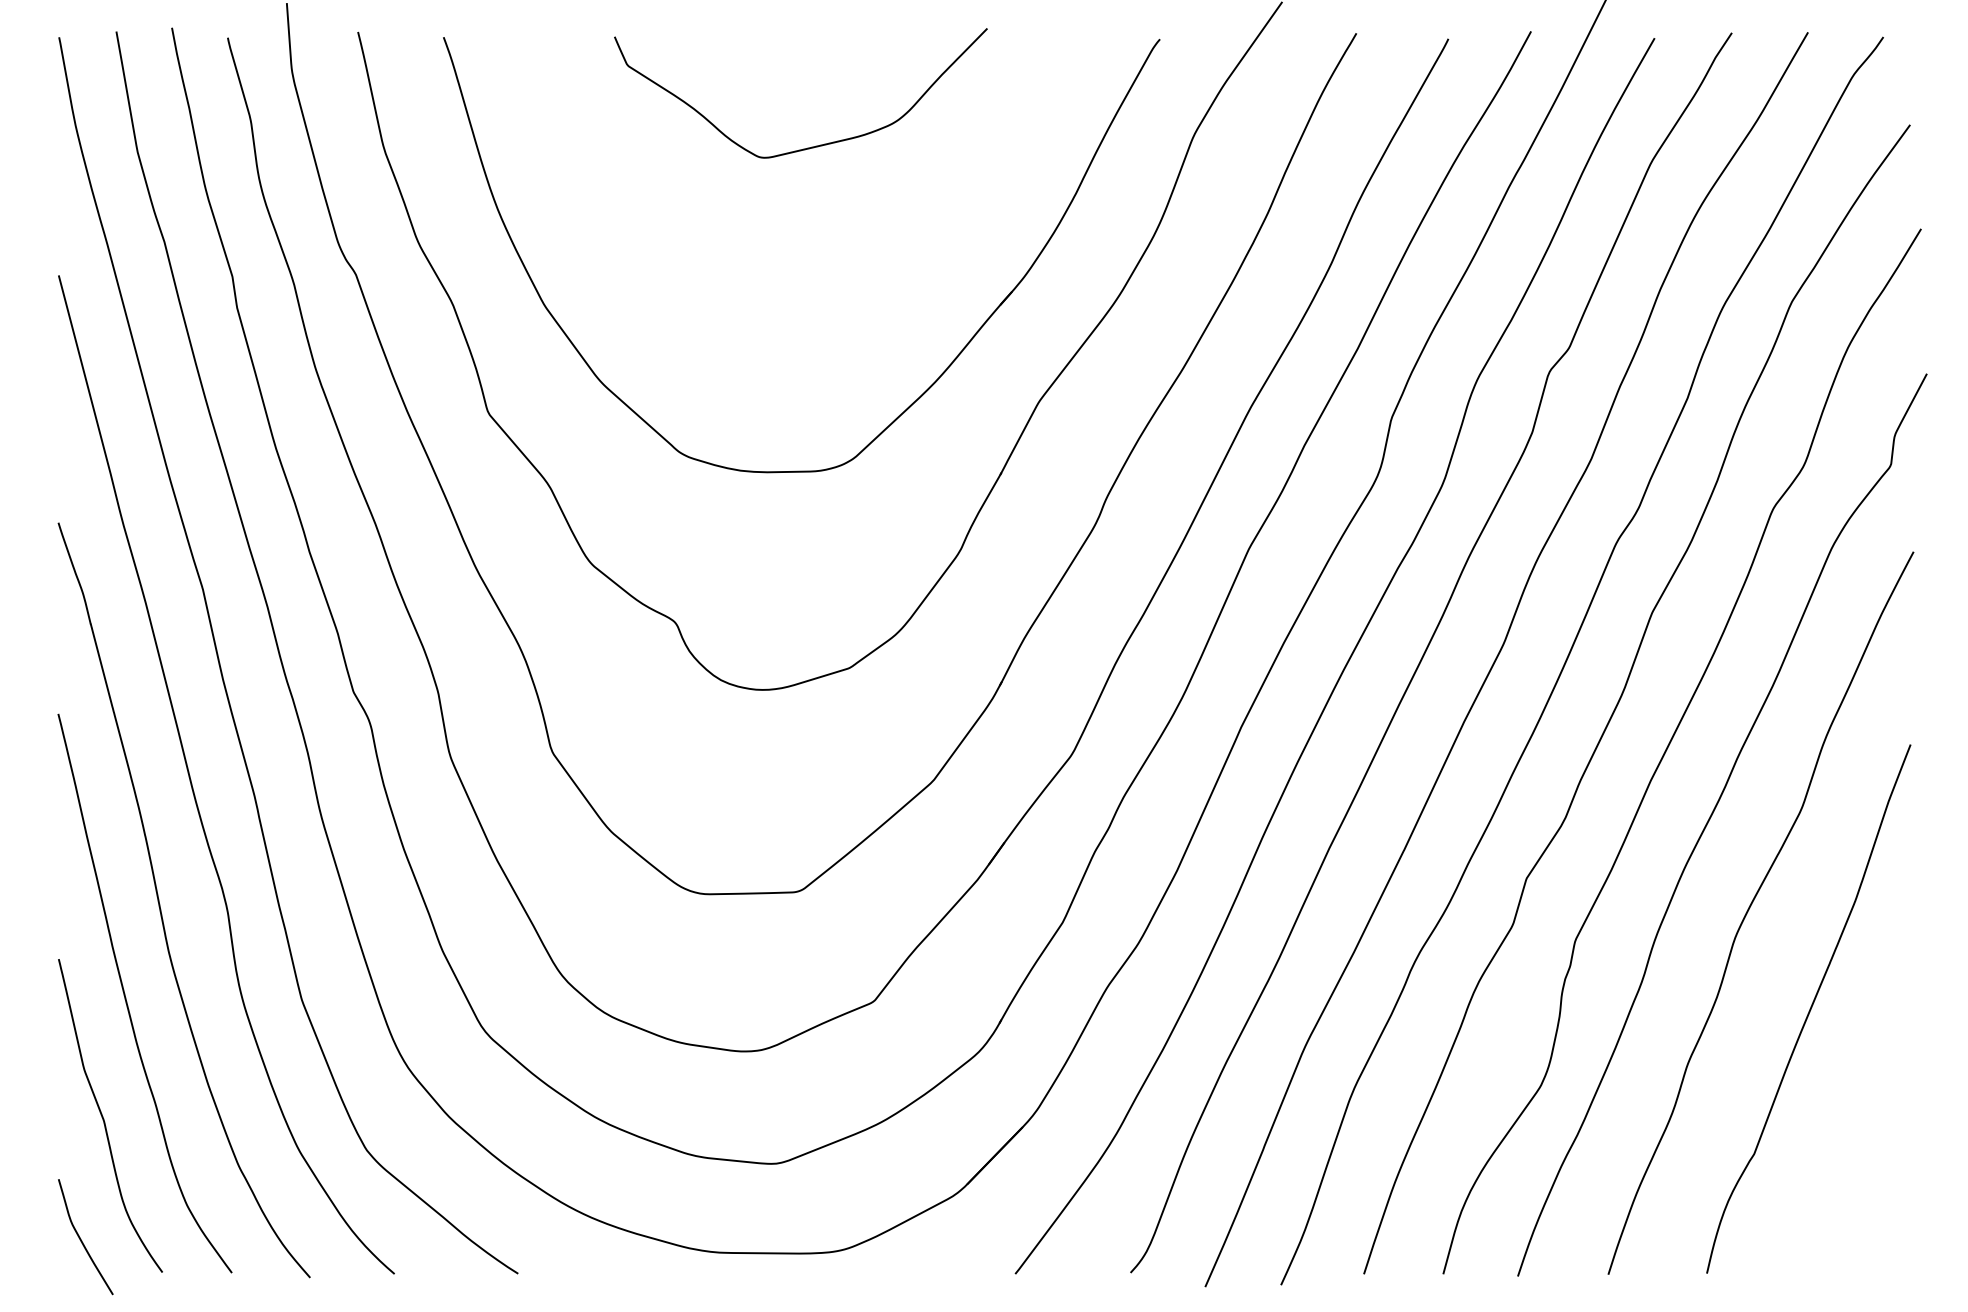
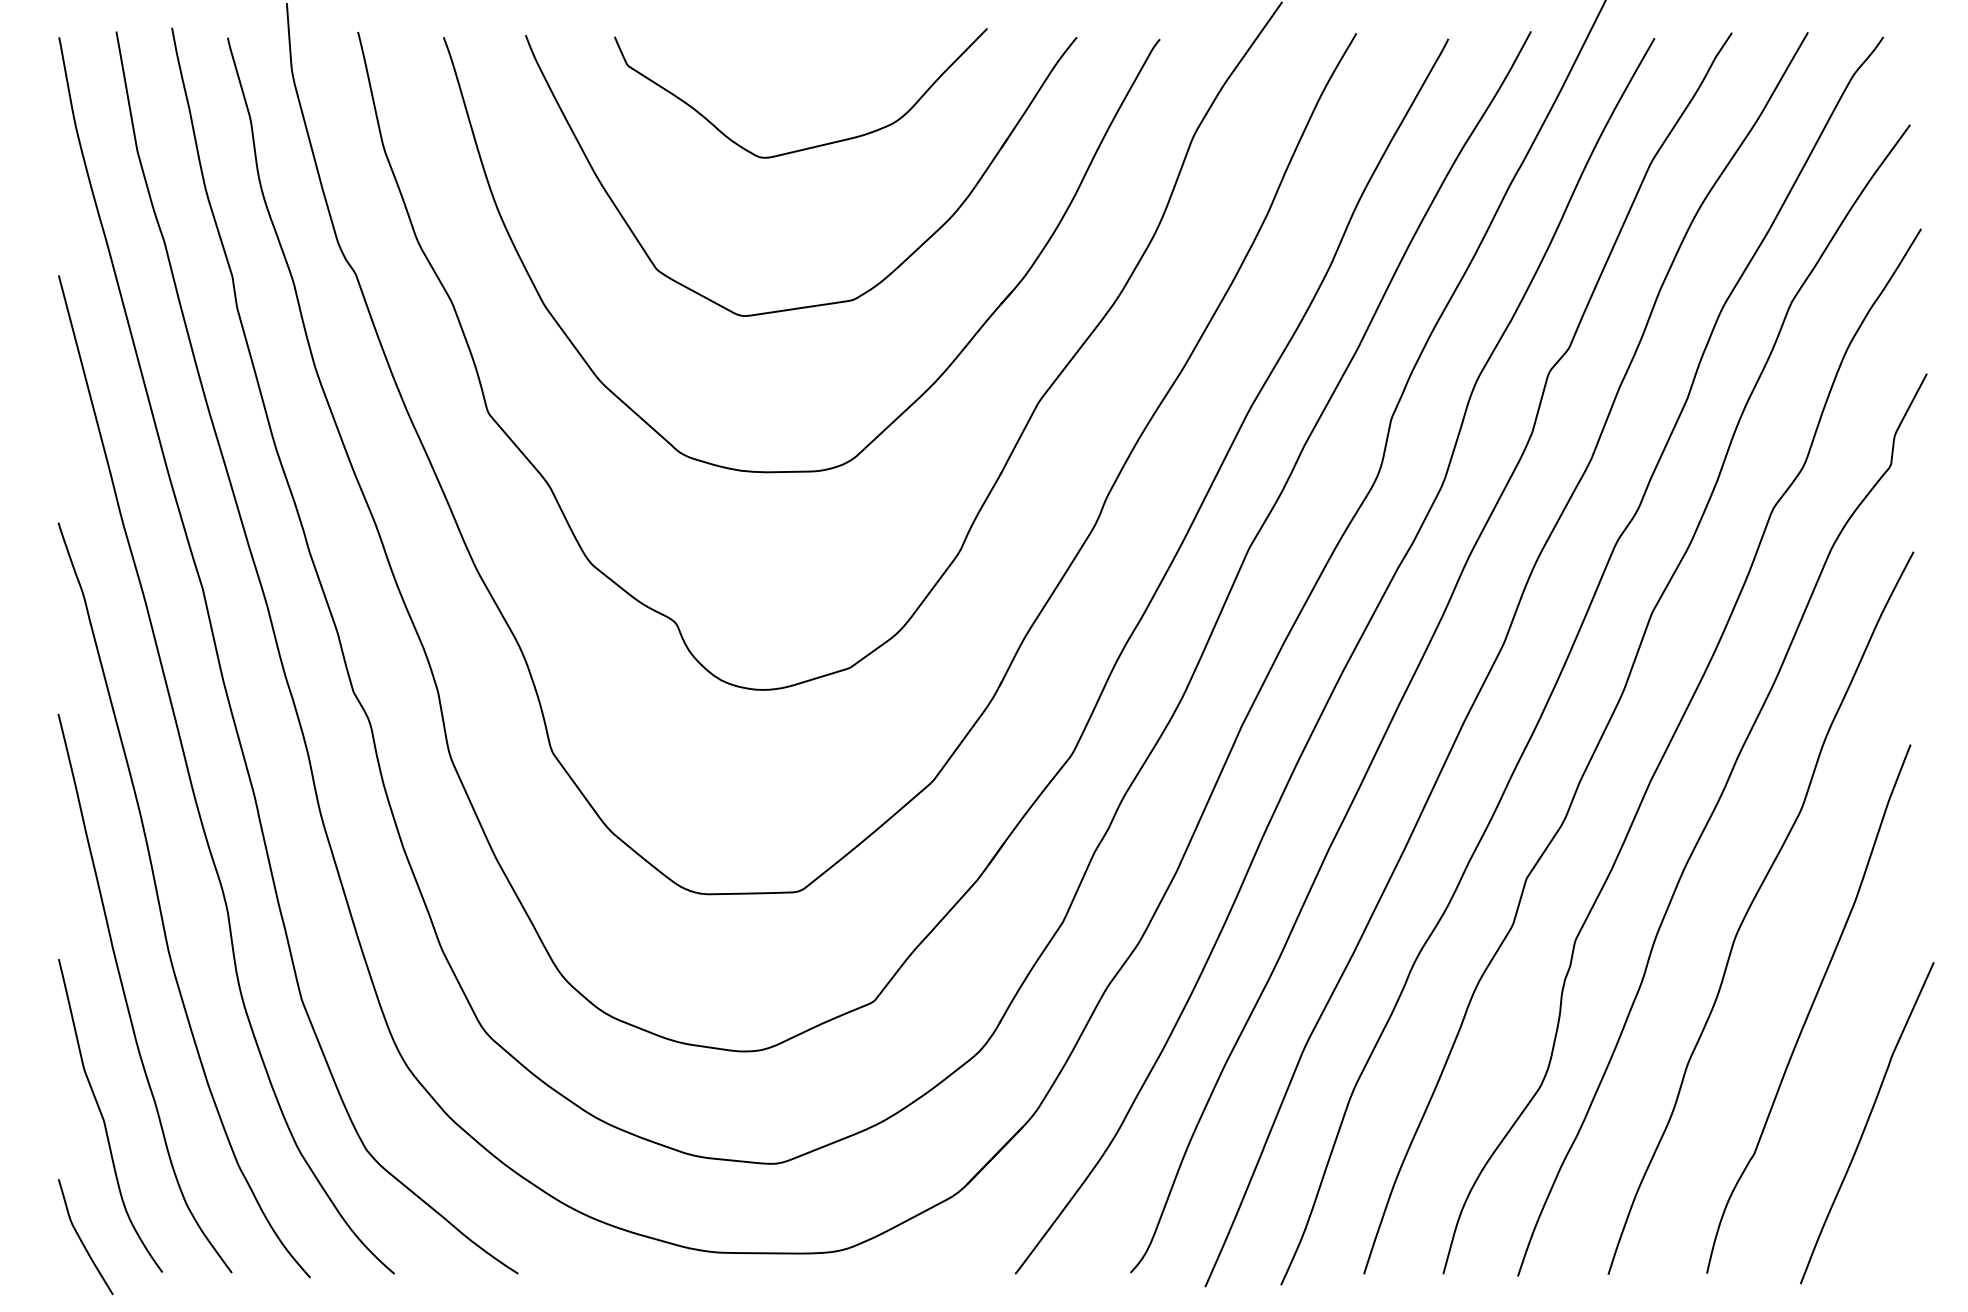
part: none -> present (816, 304)
curve: none -> present (1867, 1123)
